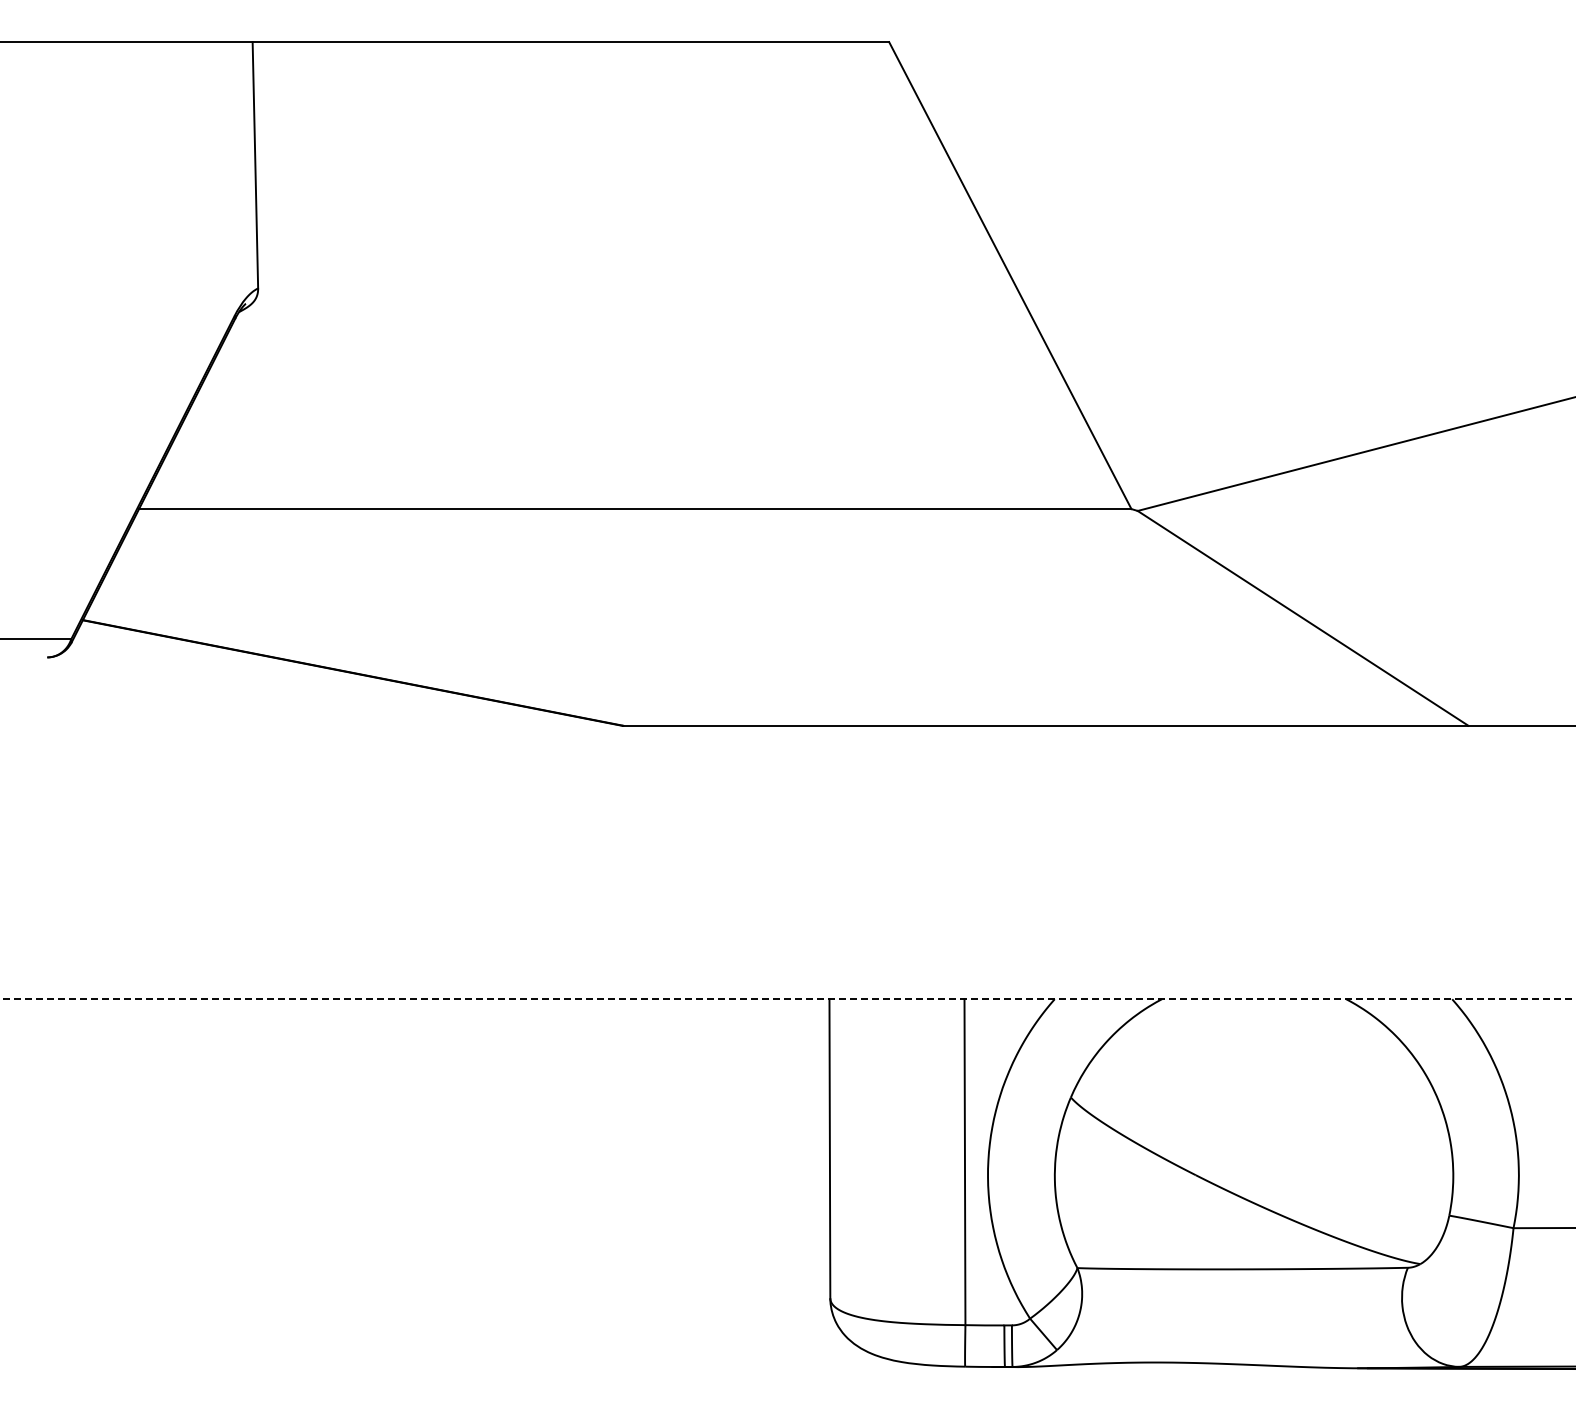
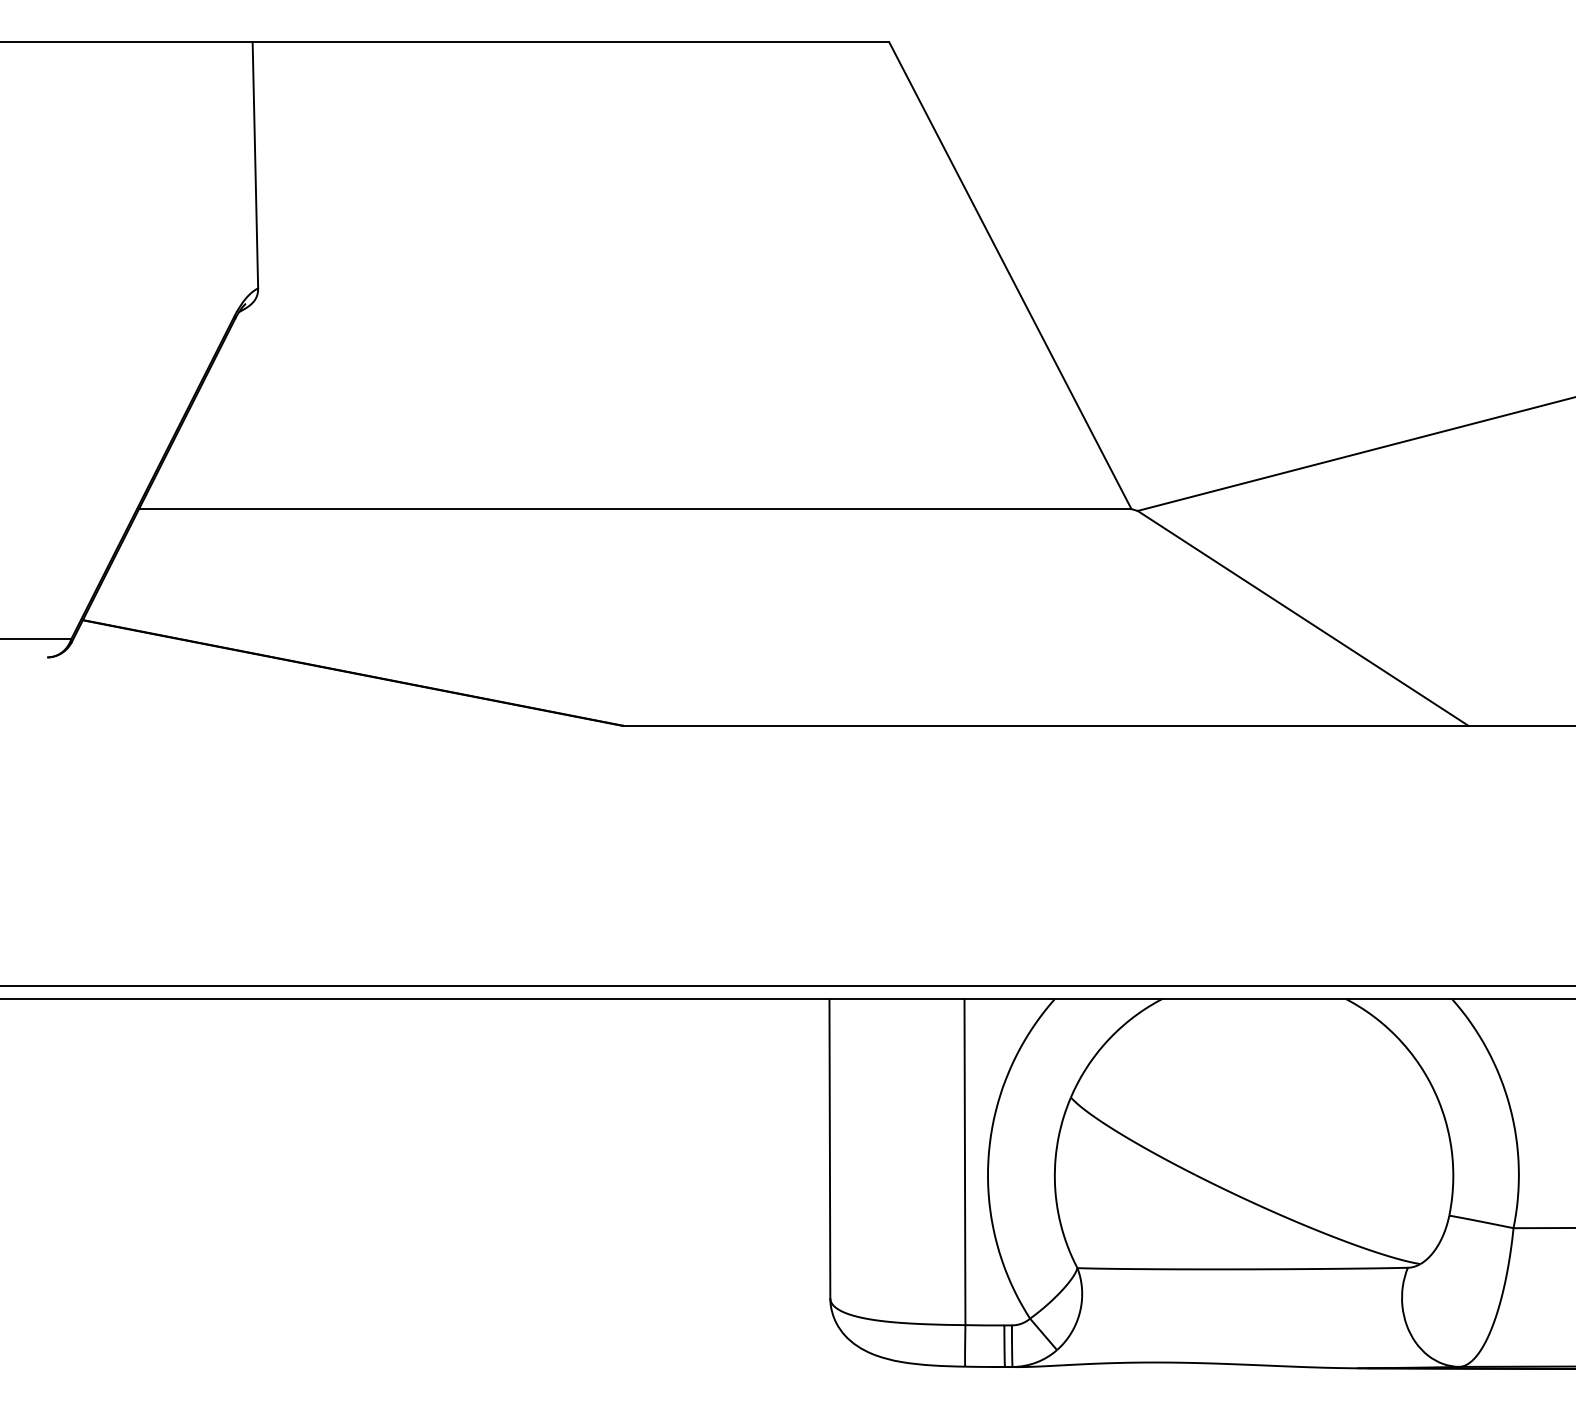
line: none -> present (787, 985)
line: dashed -> solid (787, 999)
